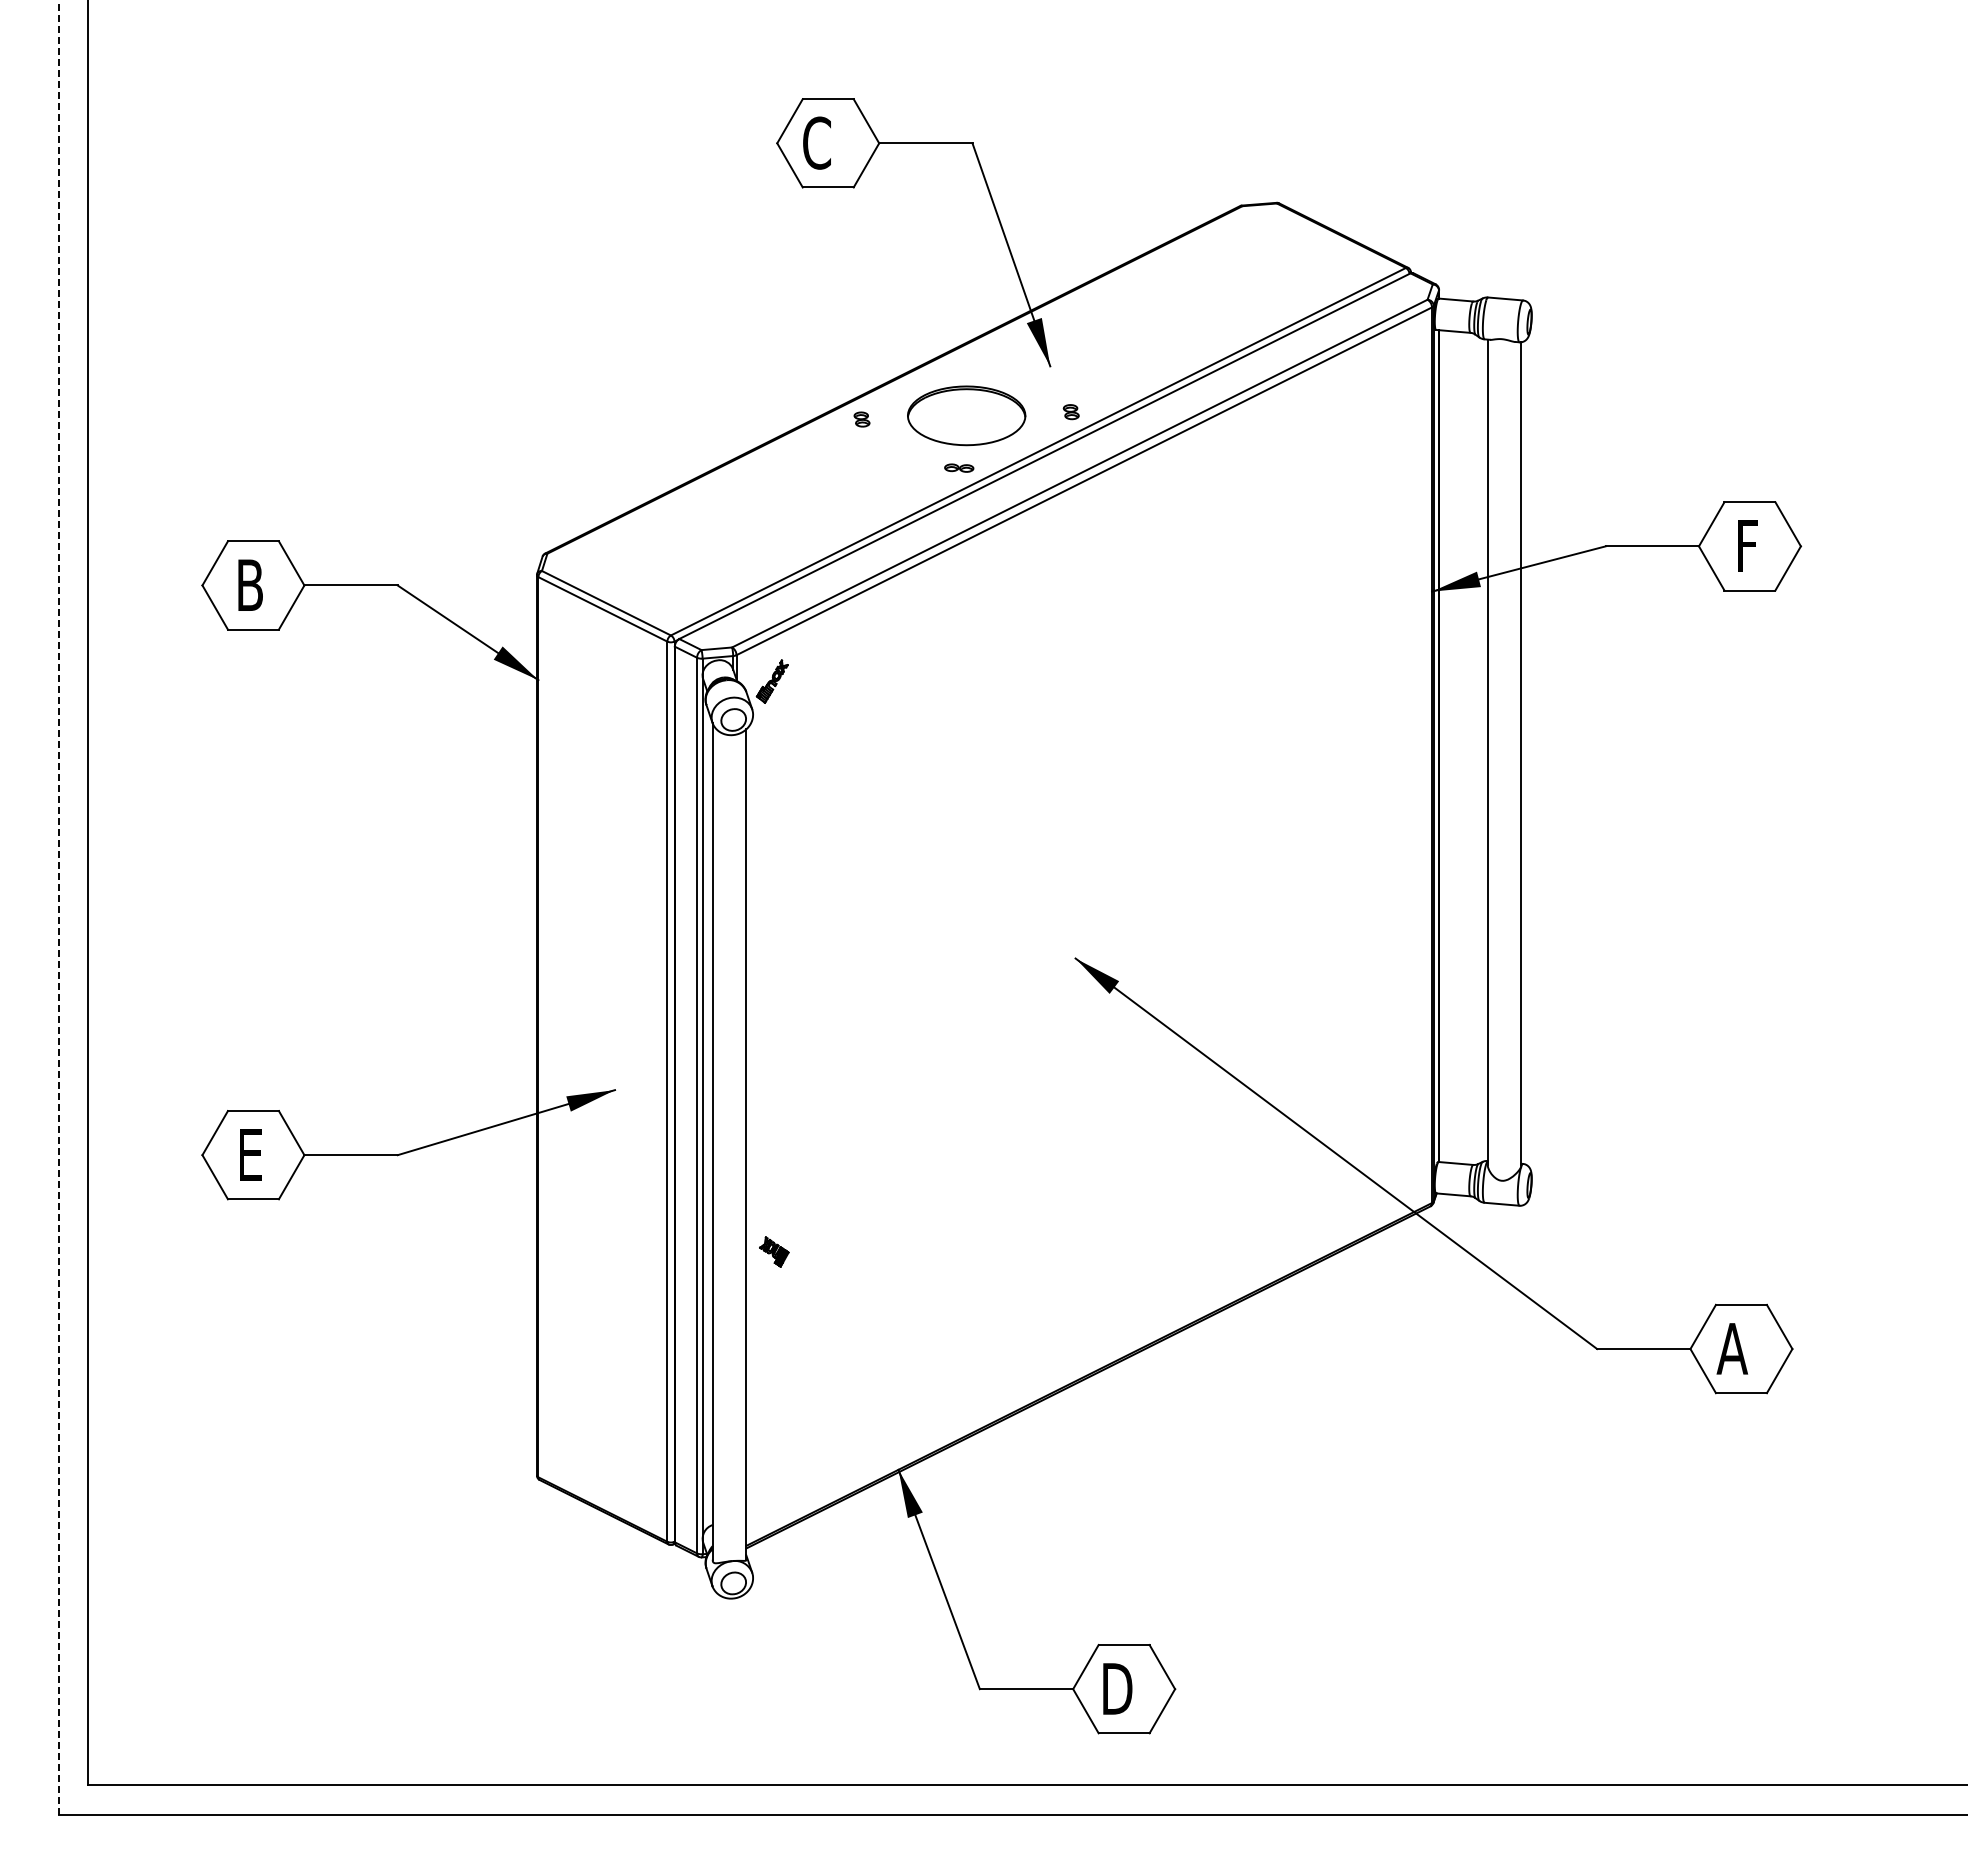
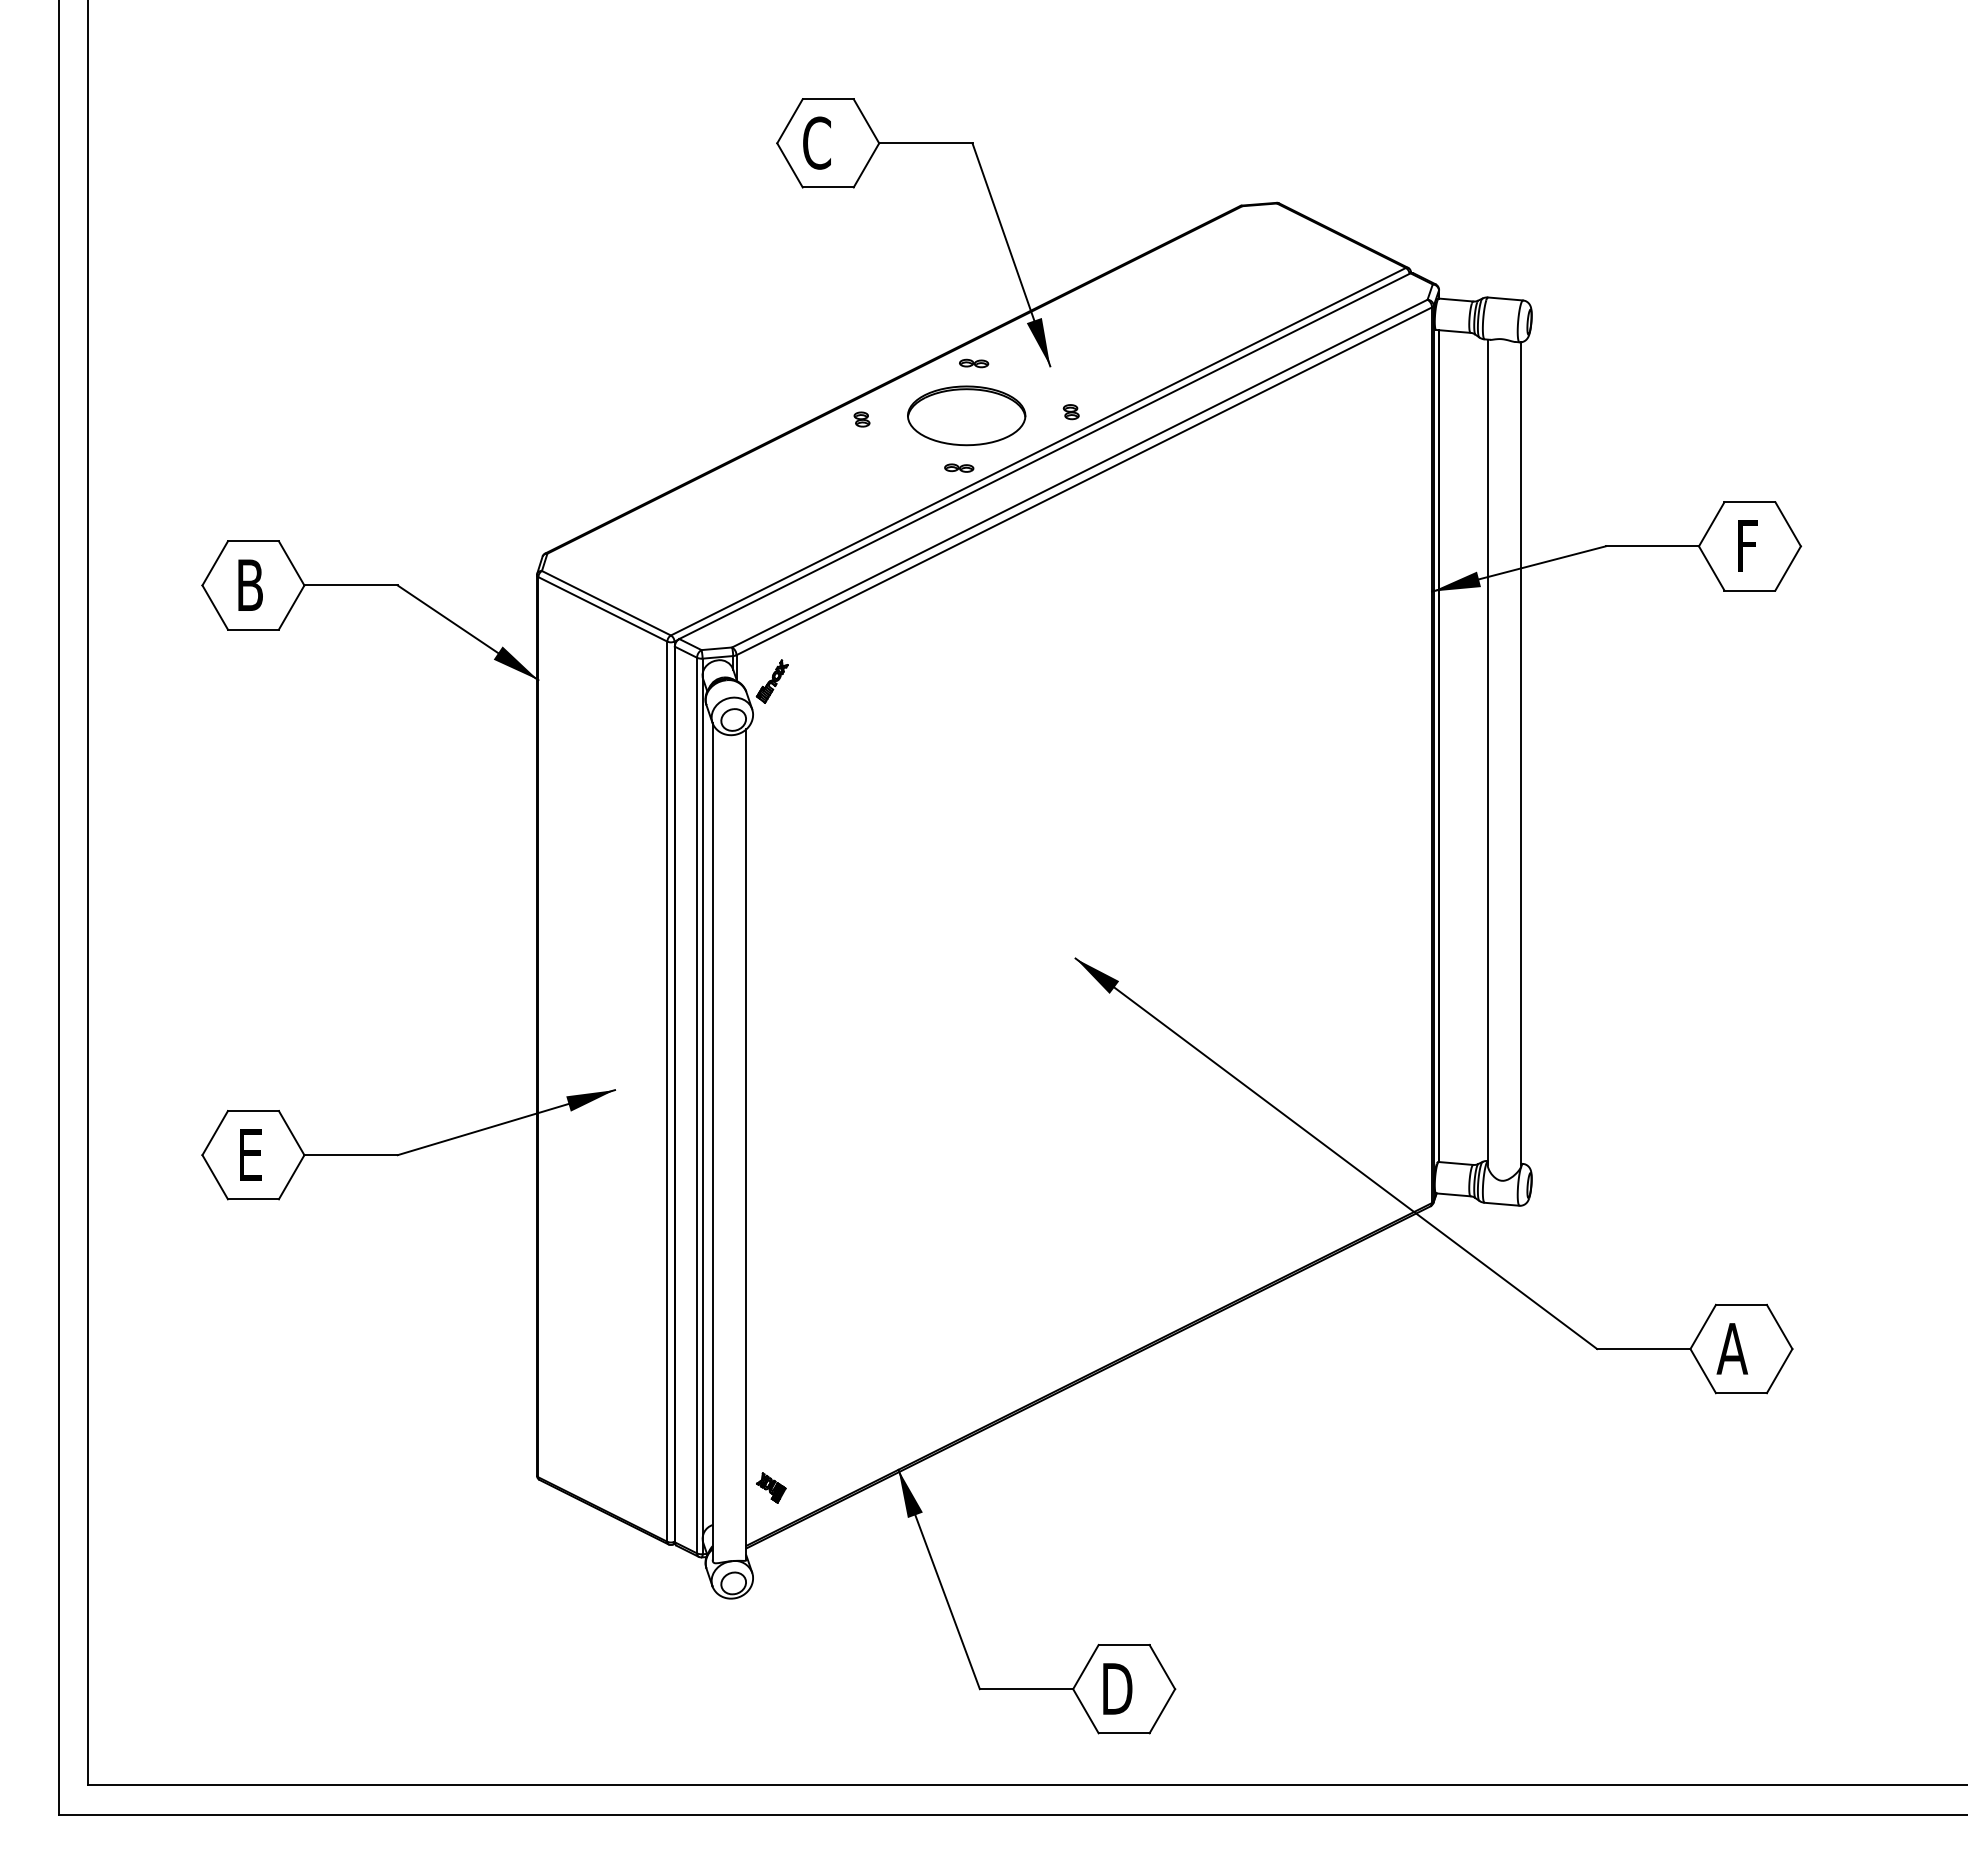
part: none -> present (974, 363)
line: dashed -> solid (59, 907)
part position: (774, 1251) -> (771, 1487) (771, 1487)
